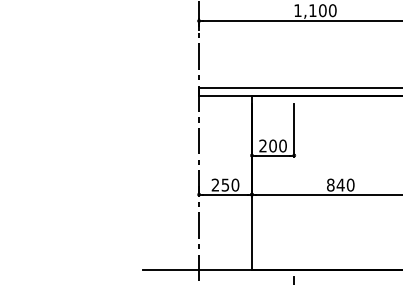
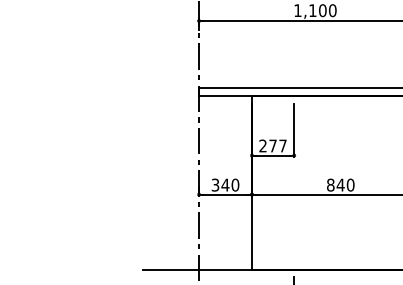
text: 200 -> 277 (277, 145)
text: 250 -> 340 (220, 184)
